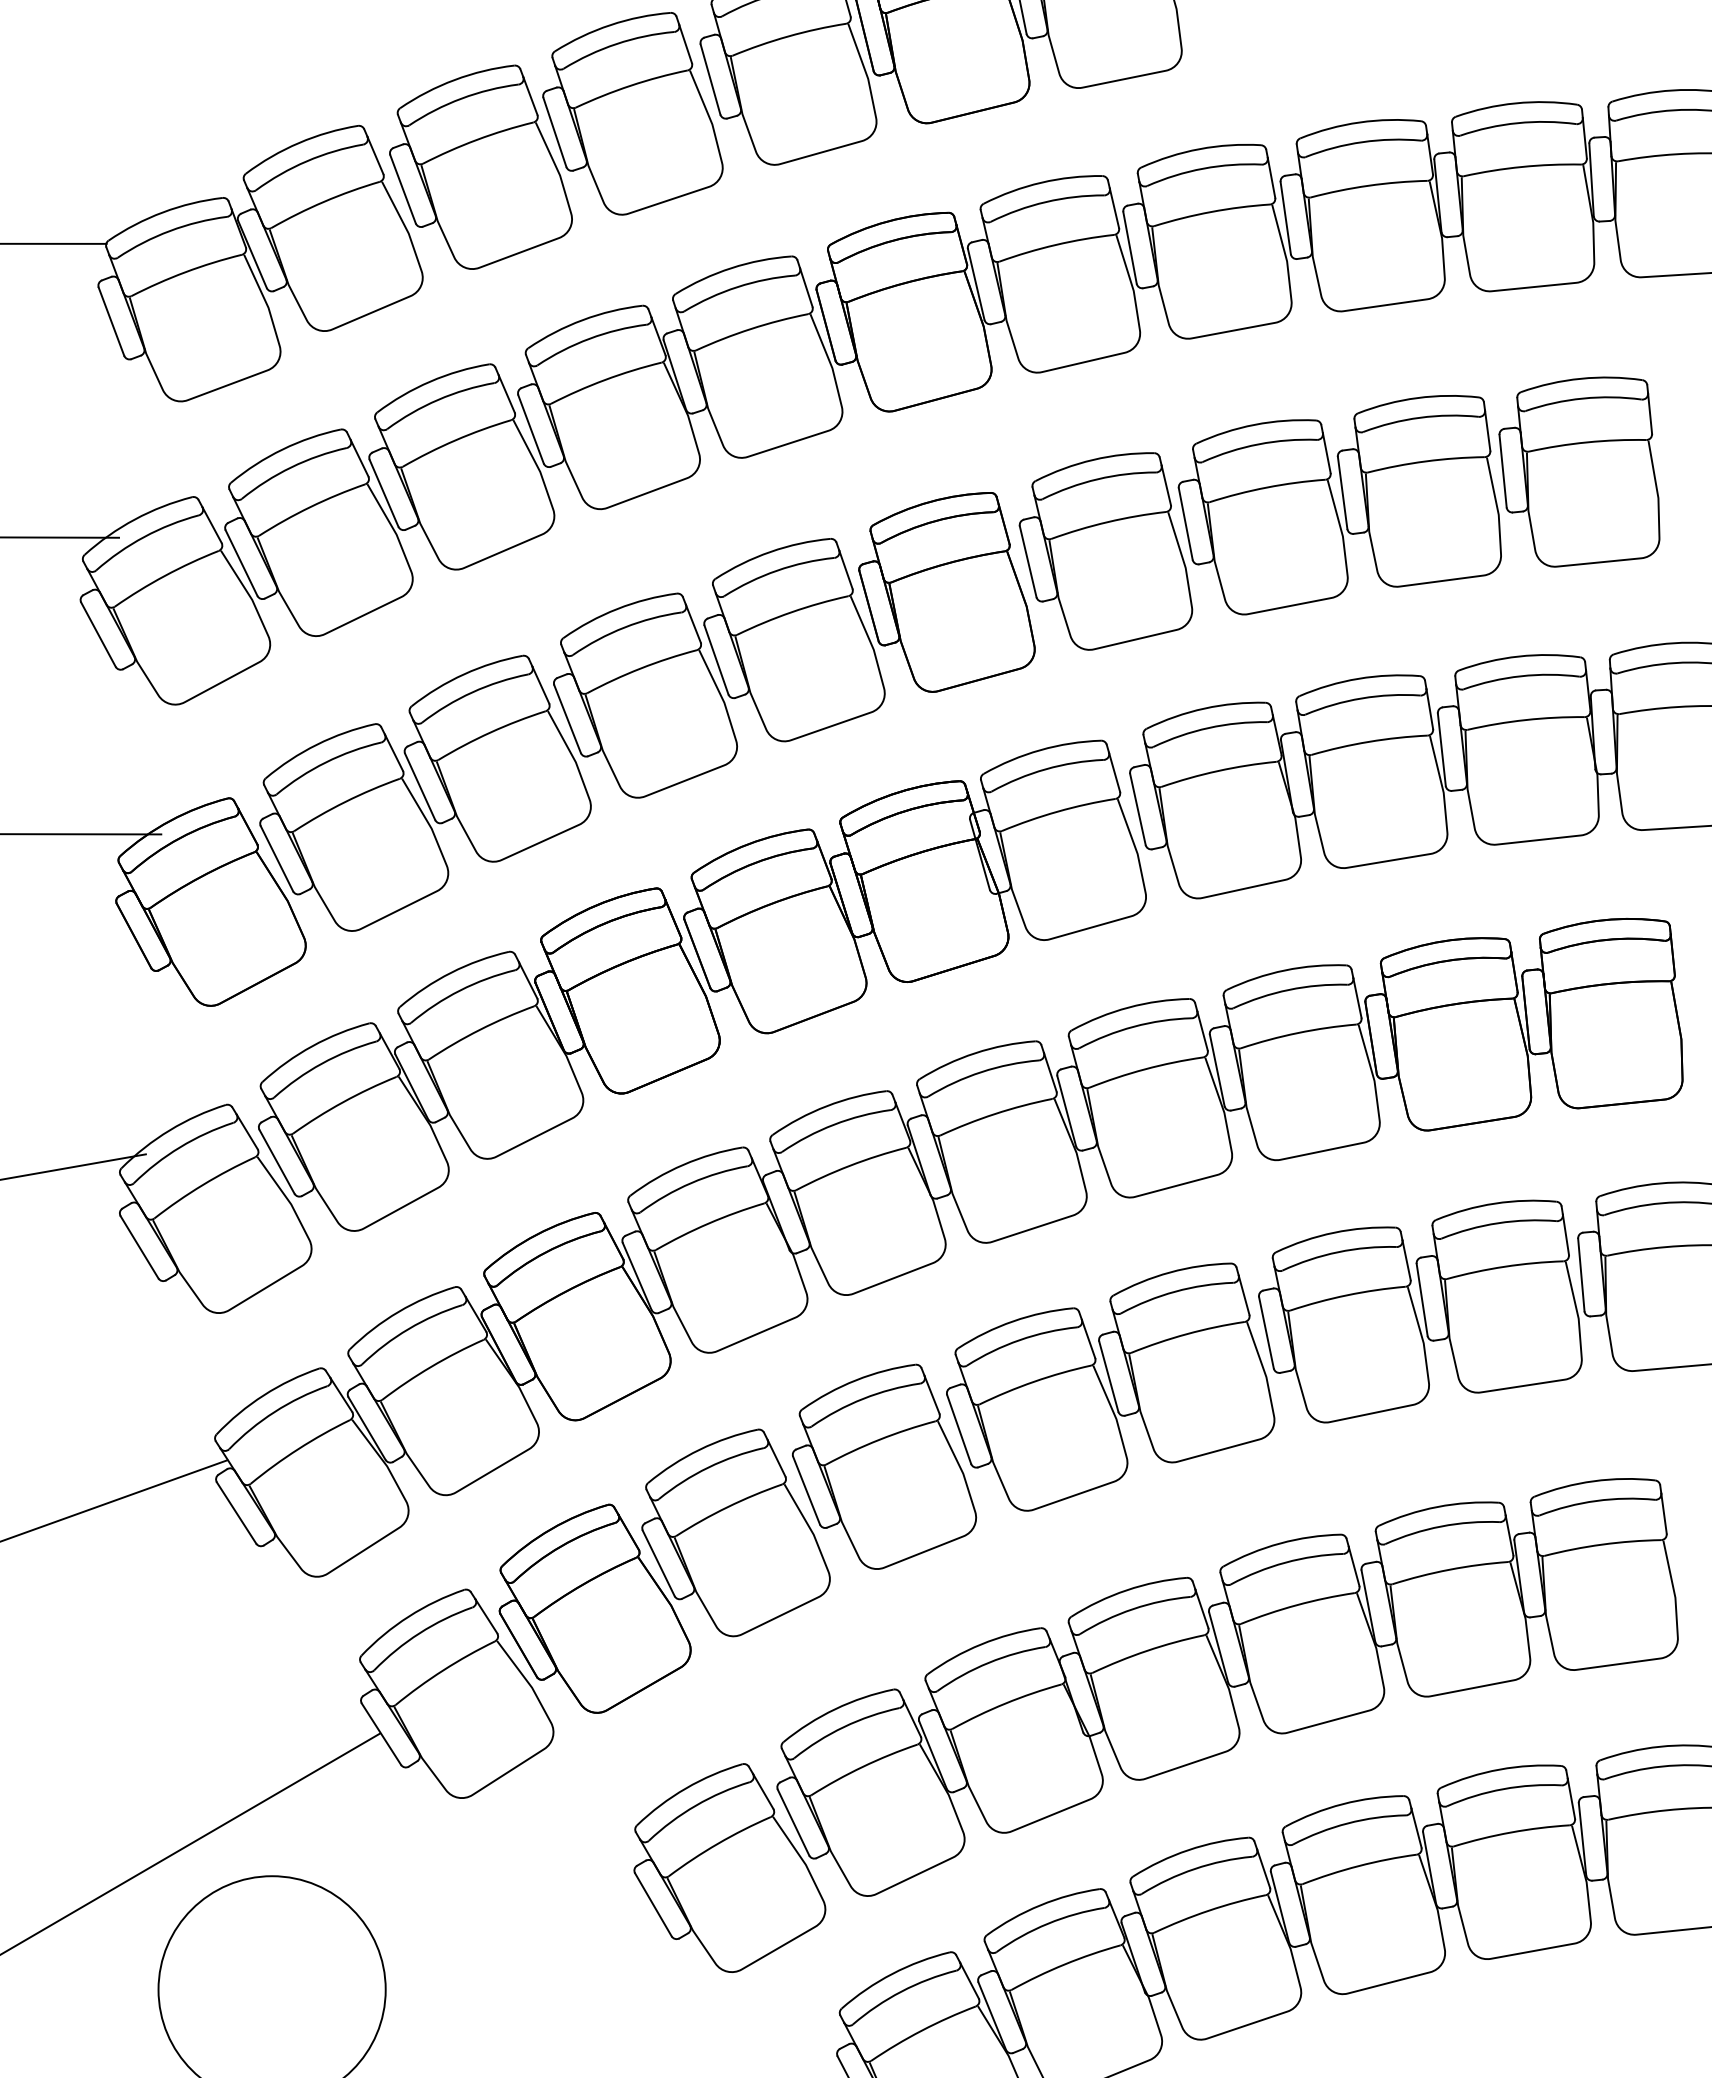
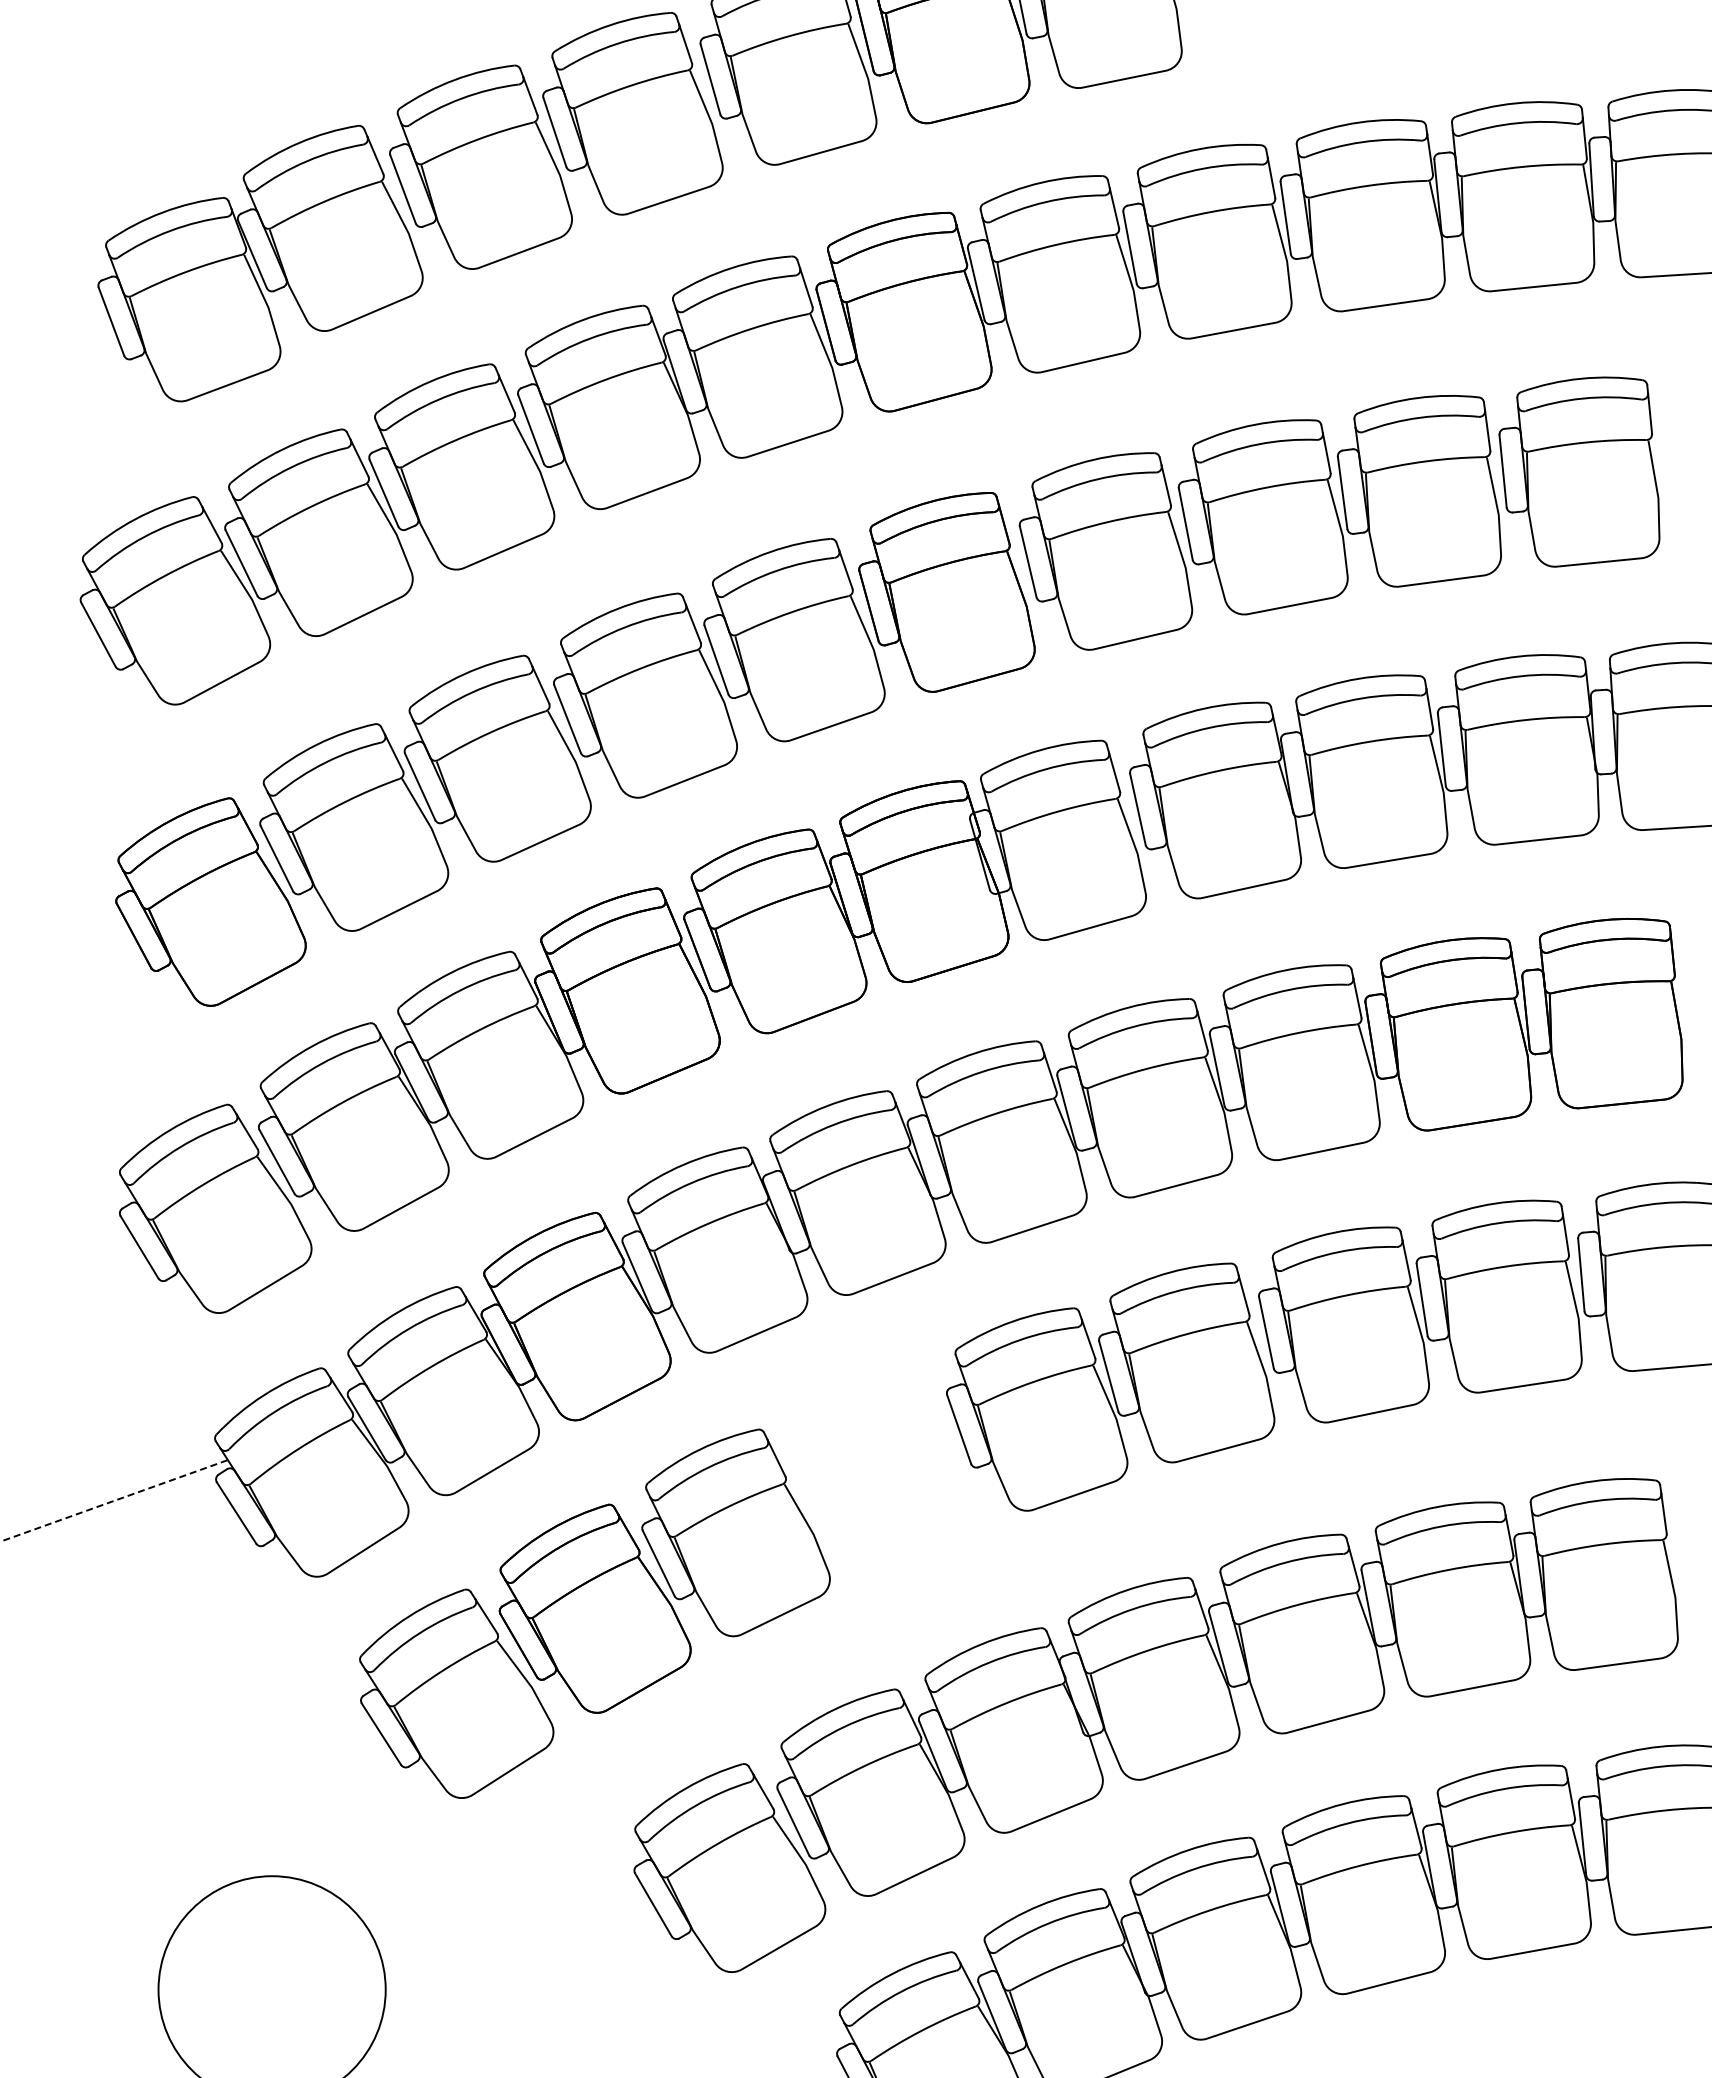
line: present -> none (54, 243)
line: present -> none (60, 537)
line: present -> none (81, 834)
line: present -> none (73, 1166)
part: present -> none (884, 1466)
line: solid -> dashed (113, 1501)
line: present -> none (191, 1843)
